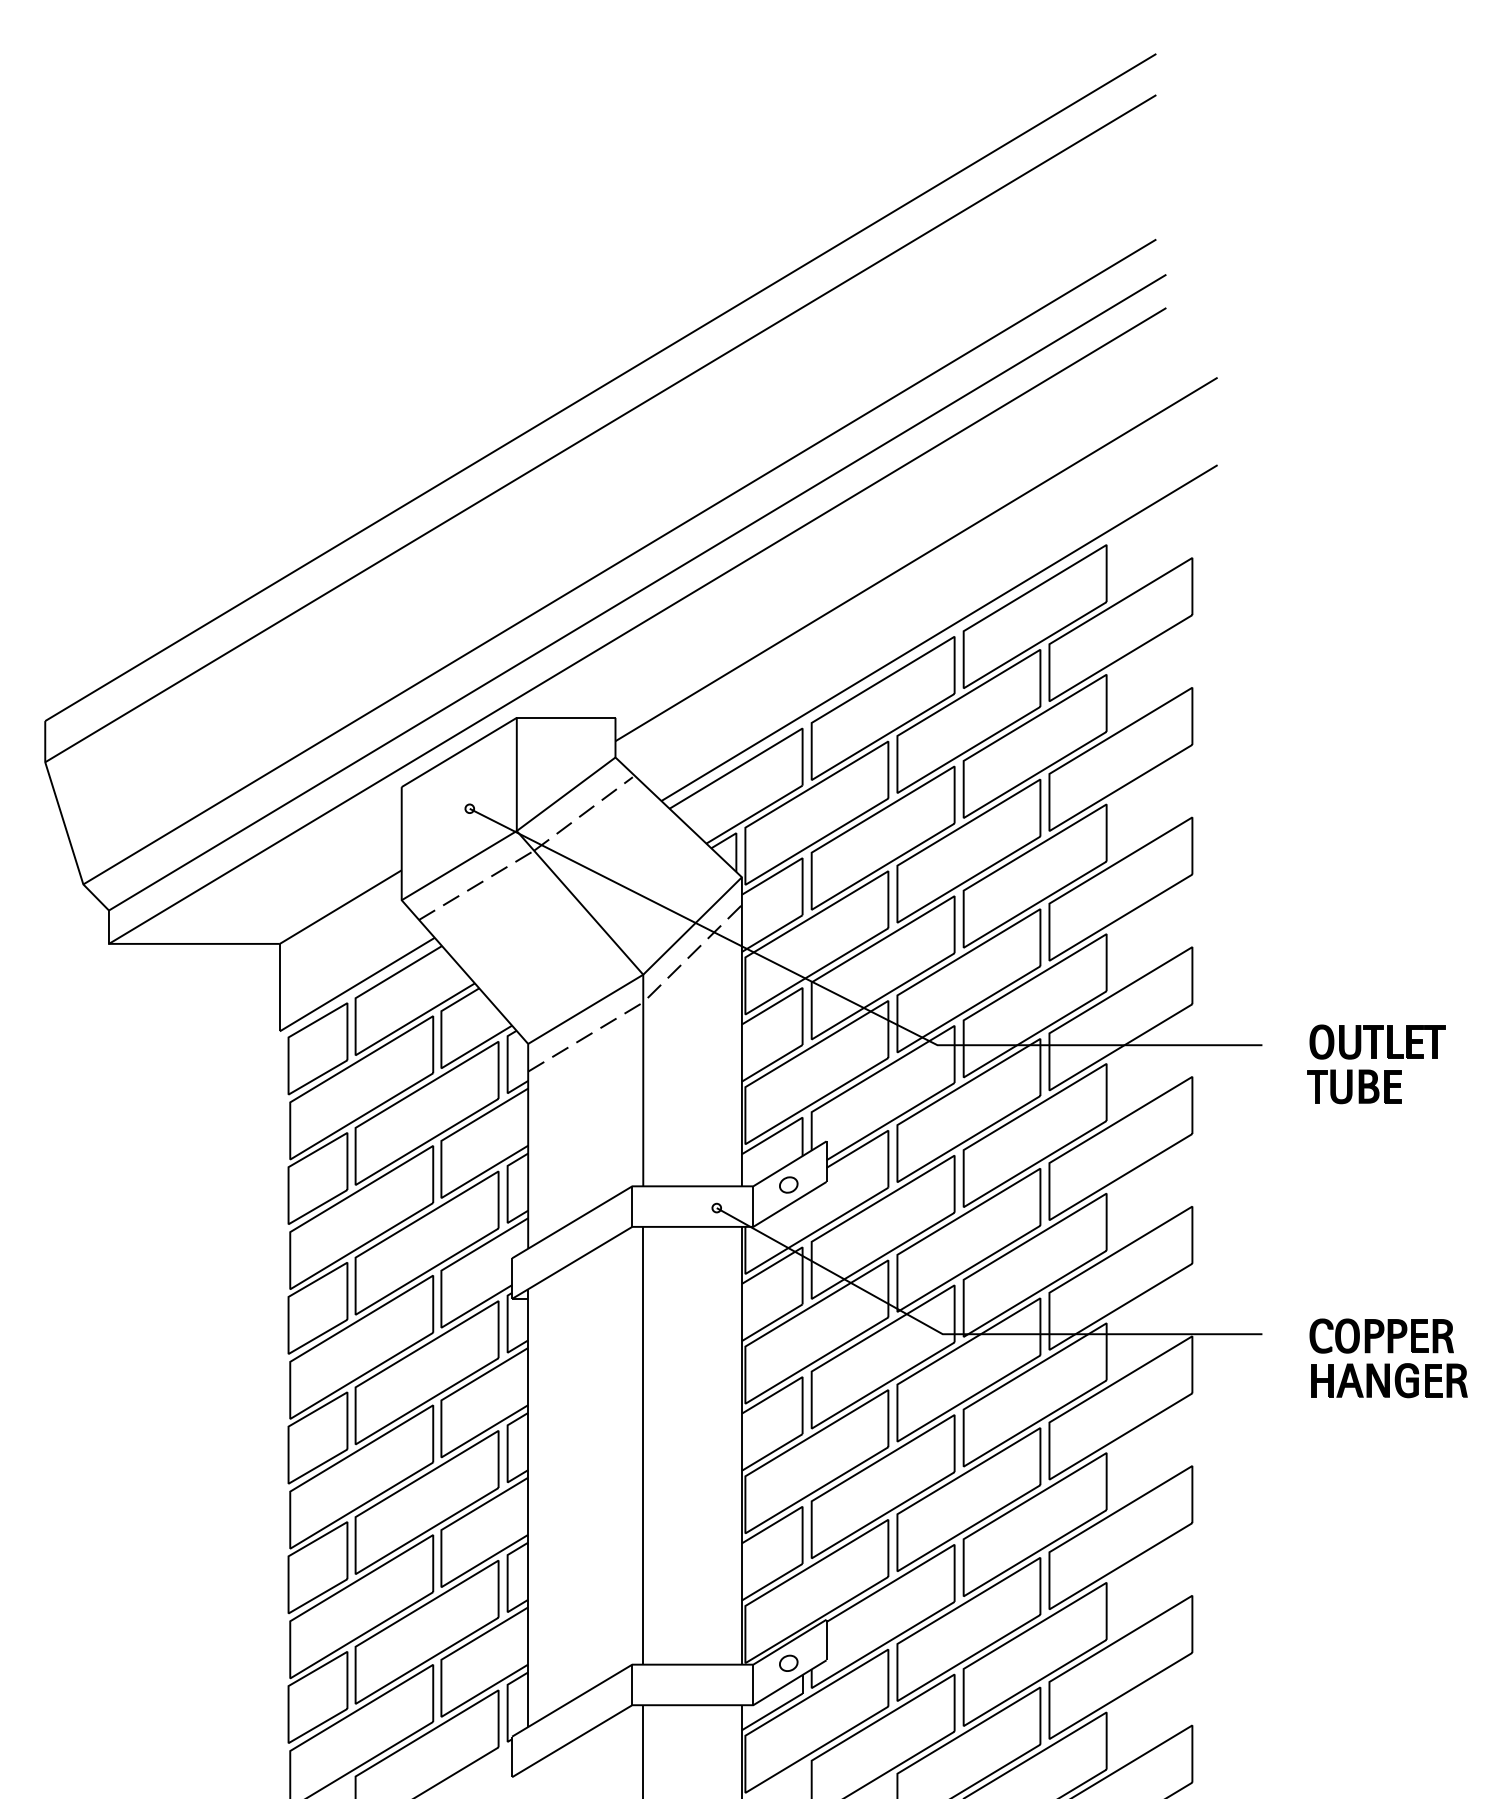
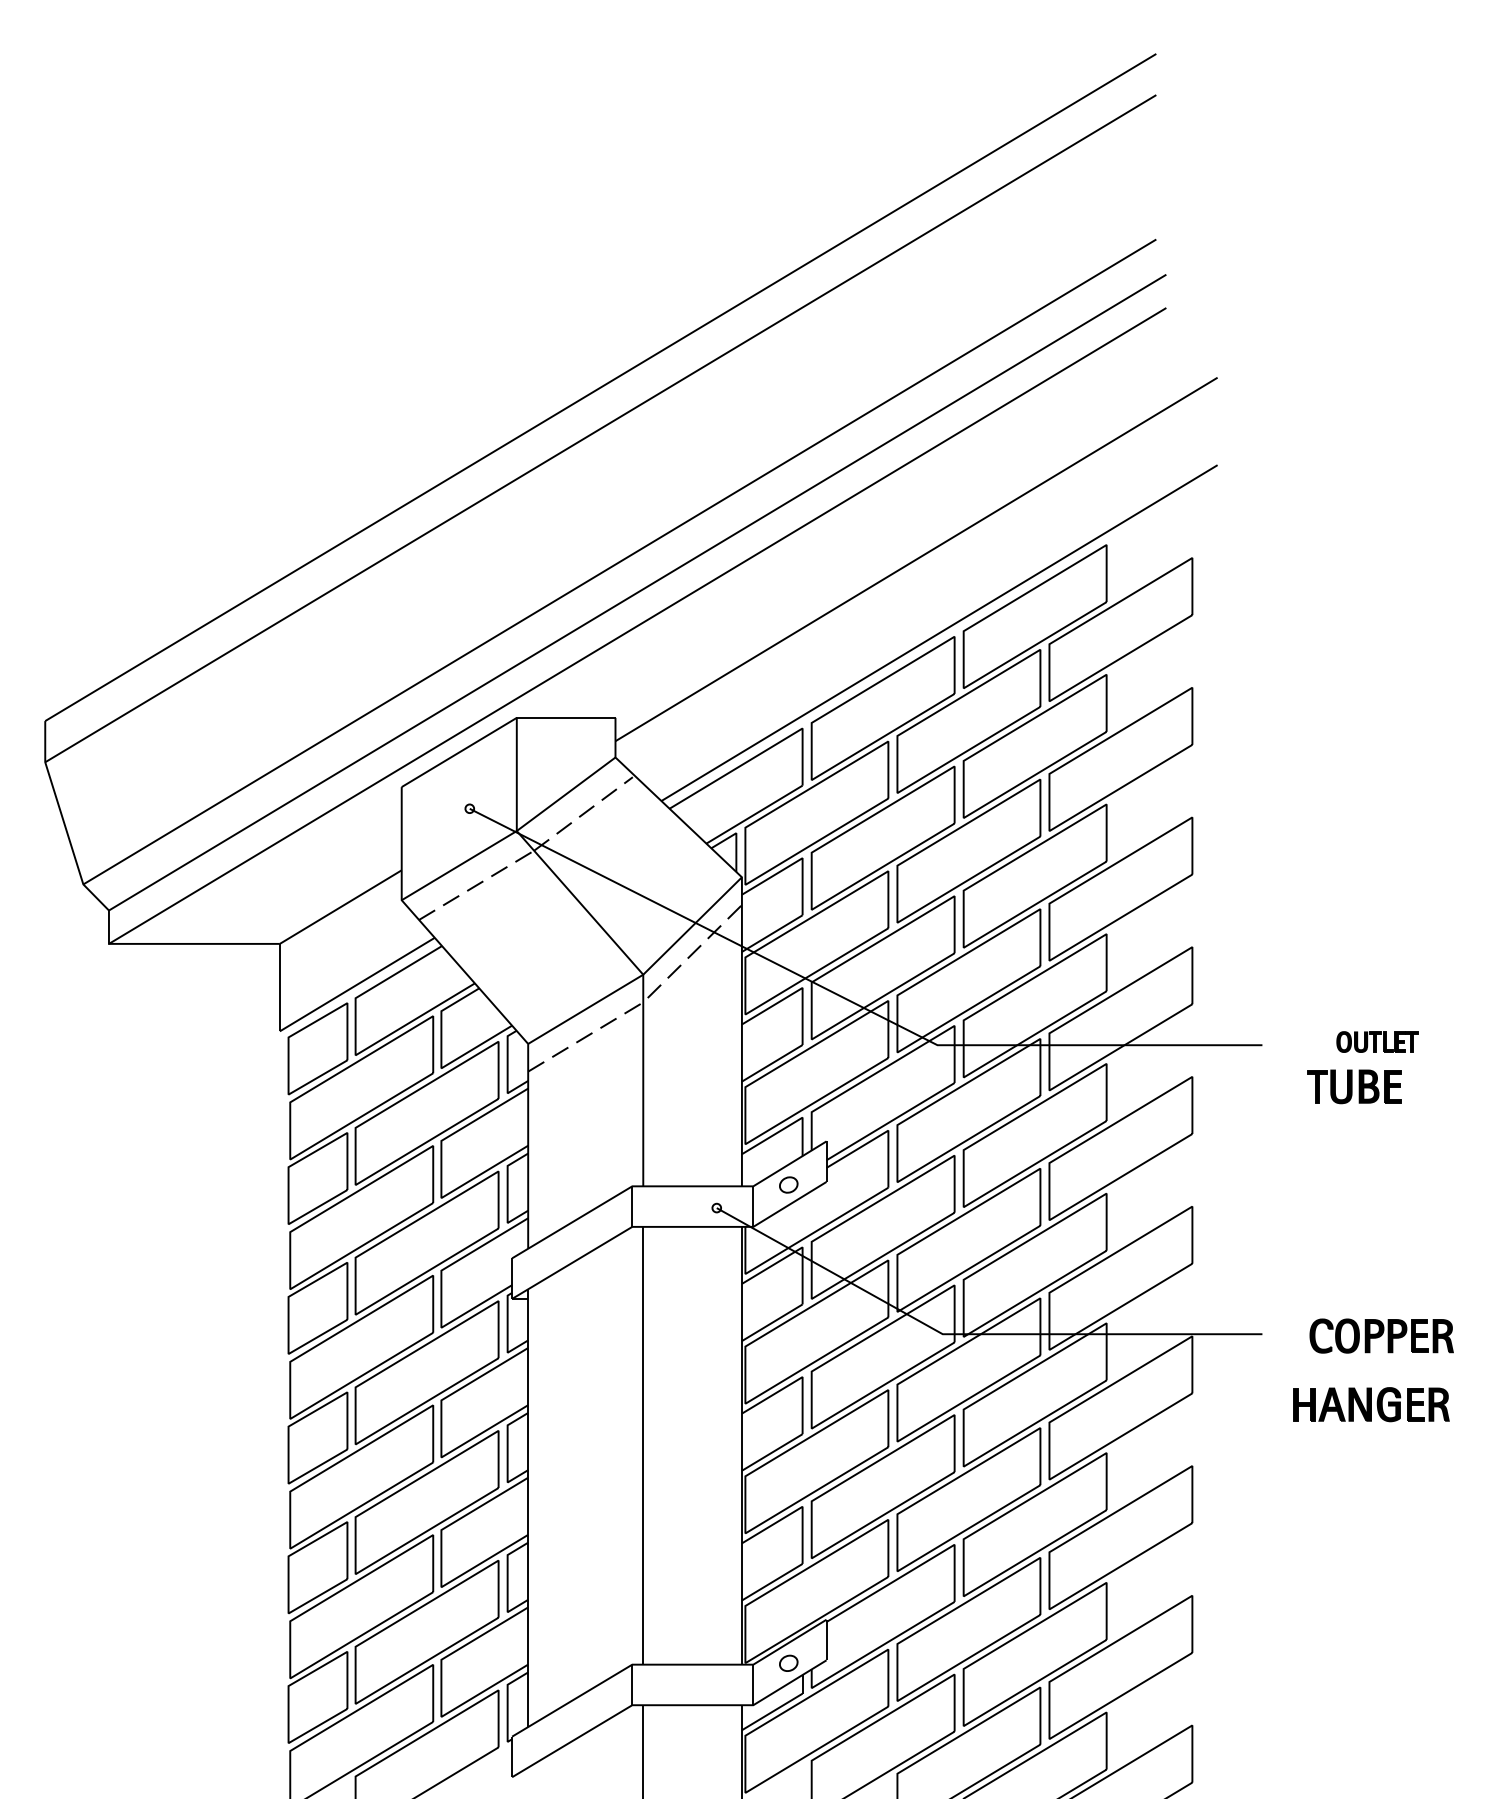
part size: 137x36 px -> 83x22 px (1377, 1041)
part position: (1389, 1380) -> (1371, 1404) (1371, 1404)
